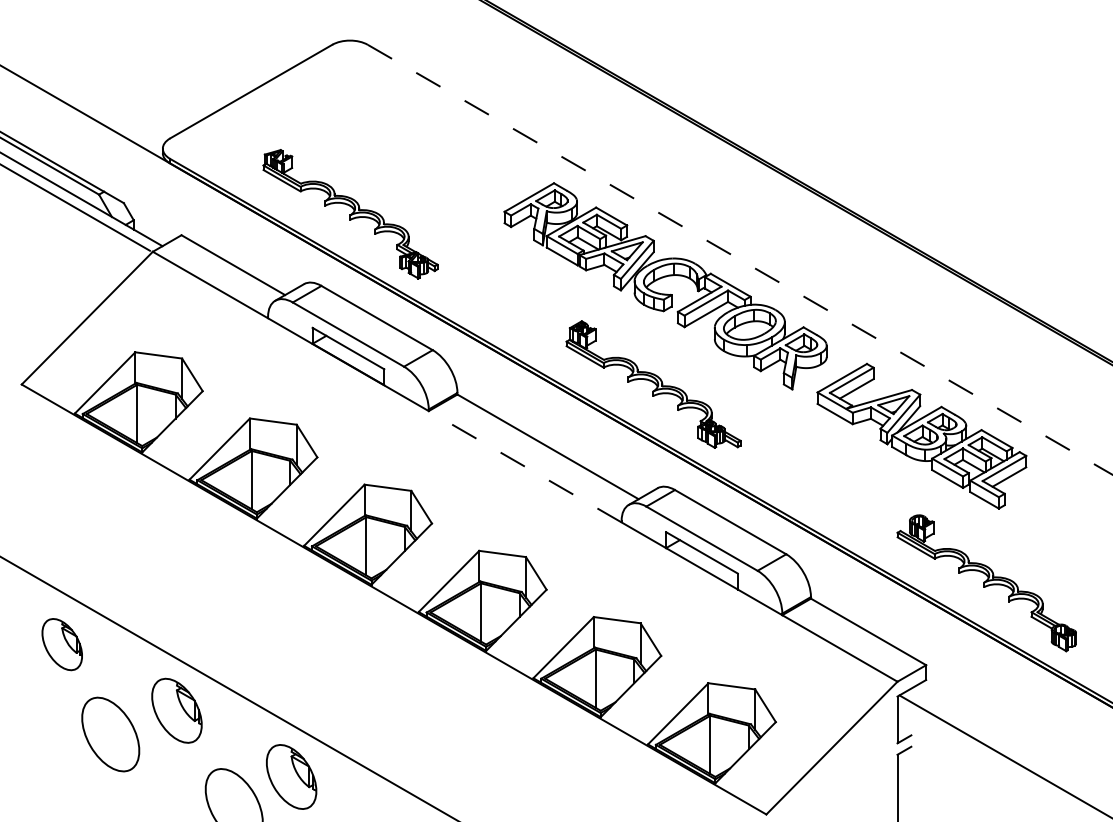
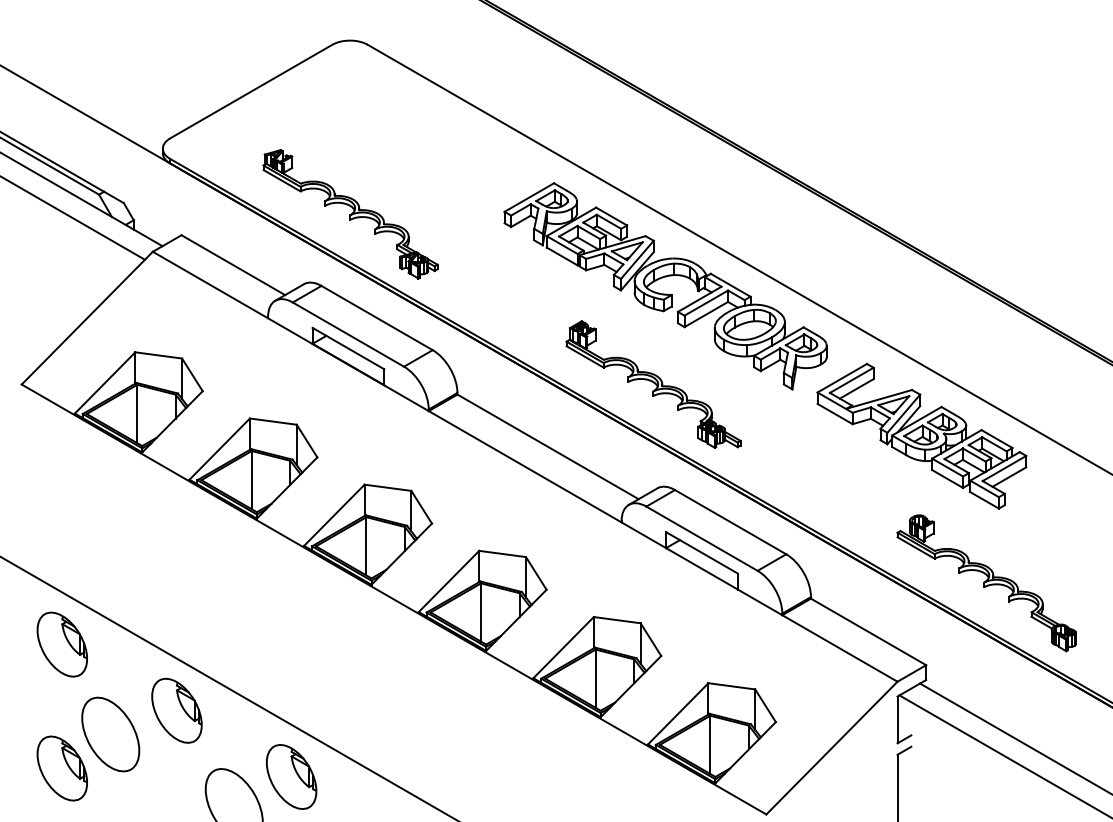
line position: (75, 207) -> (73, 218) (73, 218)
line: dashed -> solid (740, 259)
line: dashed -> solid (524, 466)
part size: 42x54 px -> 52x67 px (61, 644)
line: none -> present (1014, 737)
part: none -> present (61, 768)
